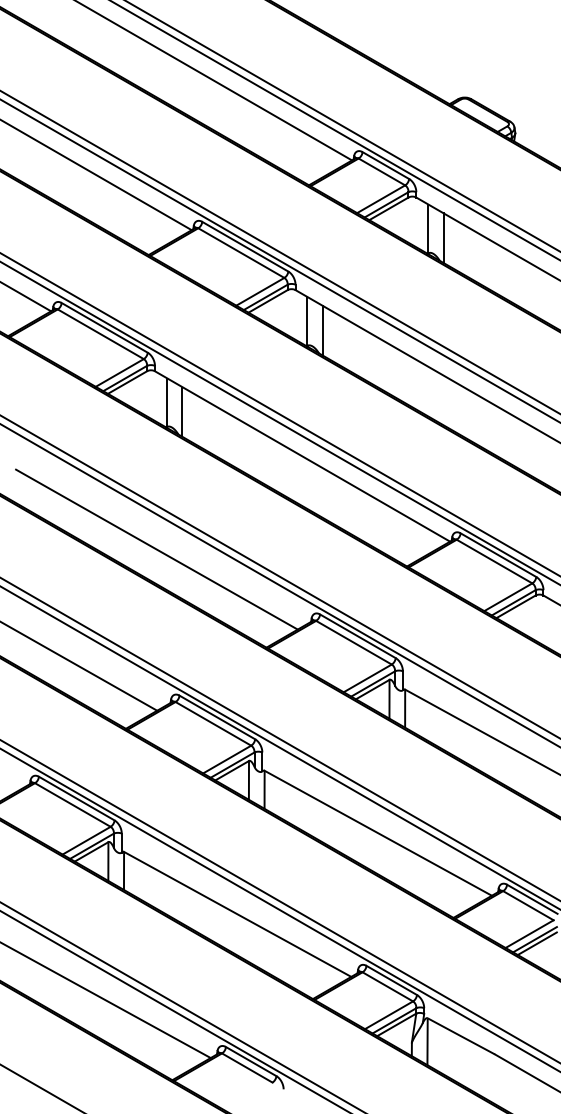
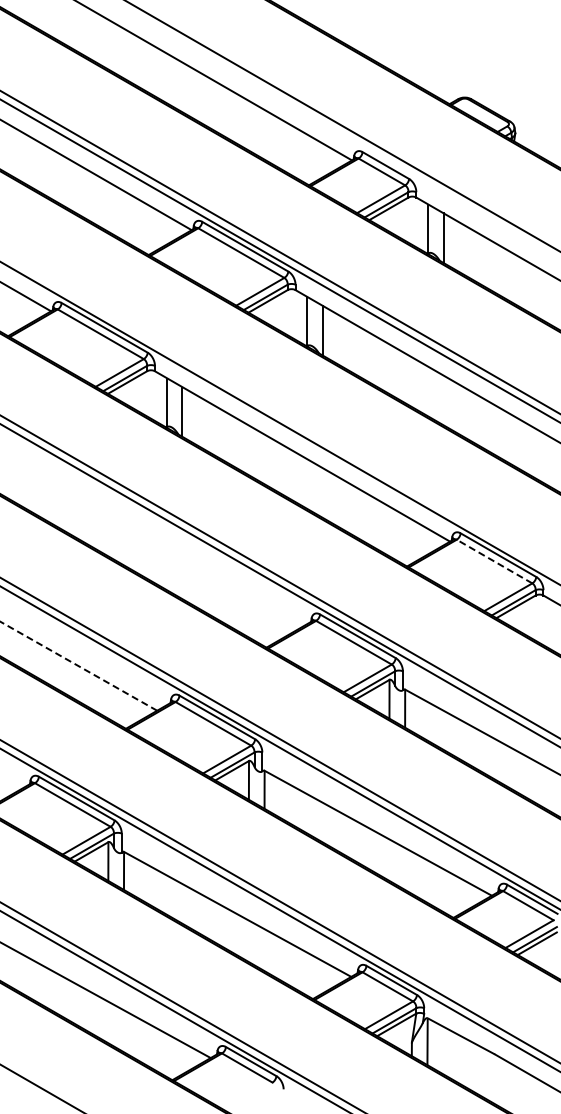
line: present -> none (334, 130)
line: present -> none (279, 414)
line: present -> none (156, 549)
line: solid -> dashed (494, 561)
line: solid -> dashed (78, 666)
